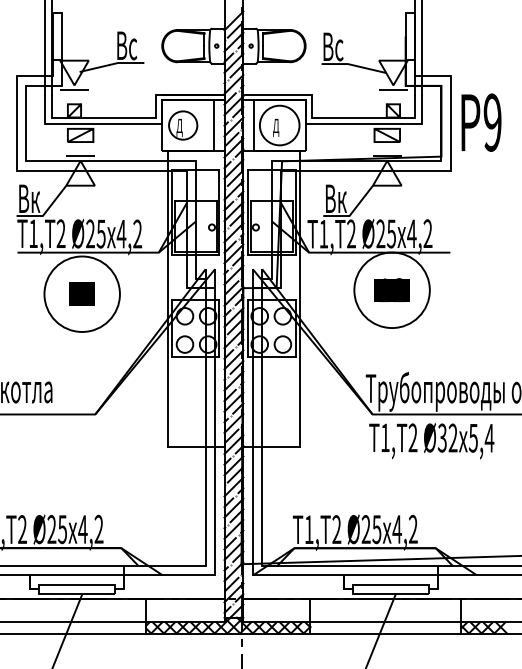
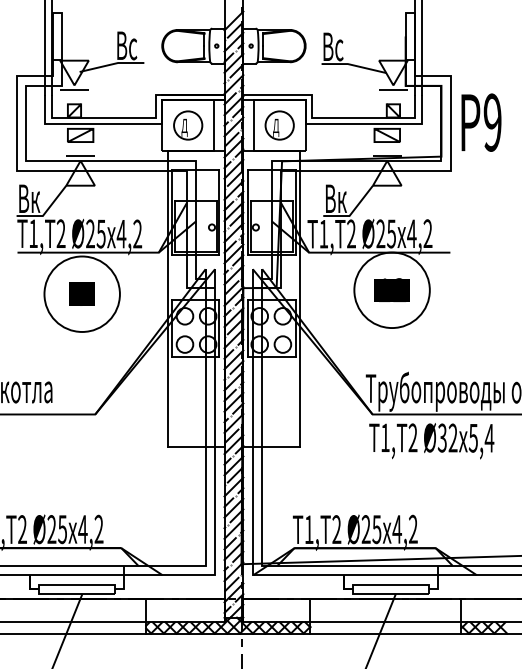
part position: (183, 125) -> (188, 125) (188, 125)
circle diameter: 40 px -> 28 px (279, 125)
